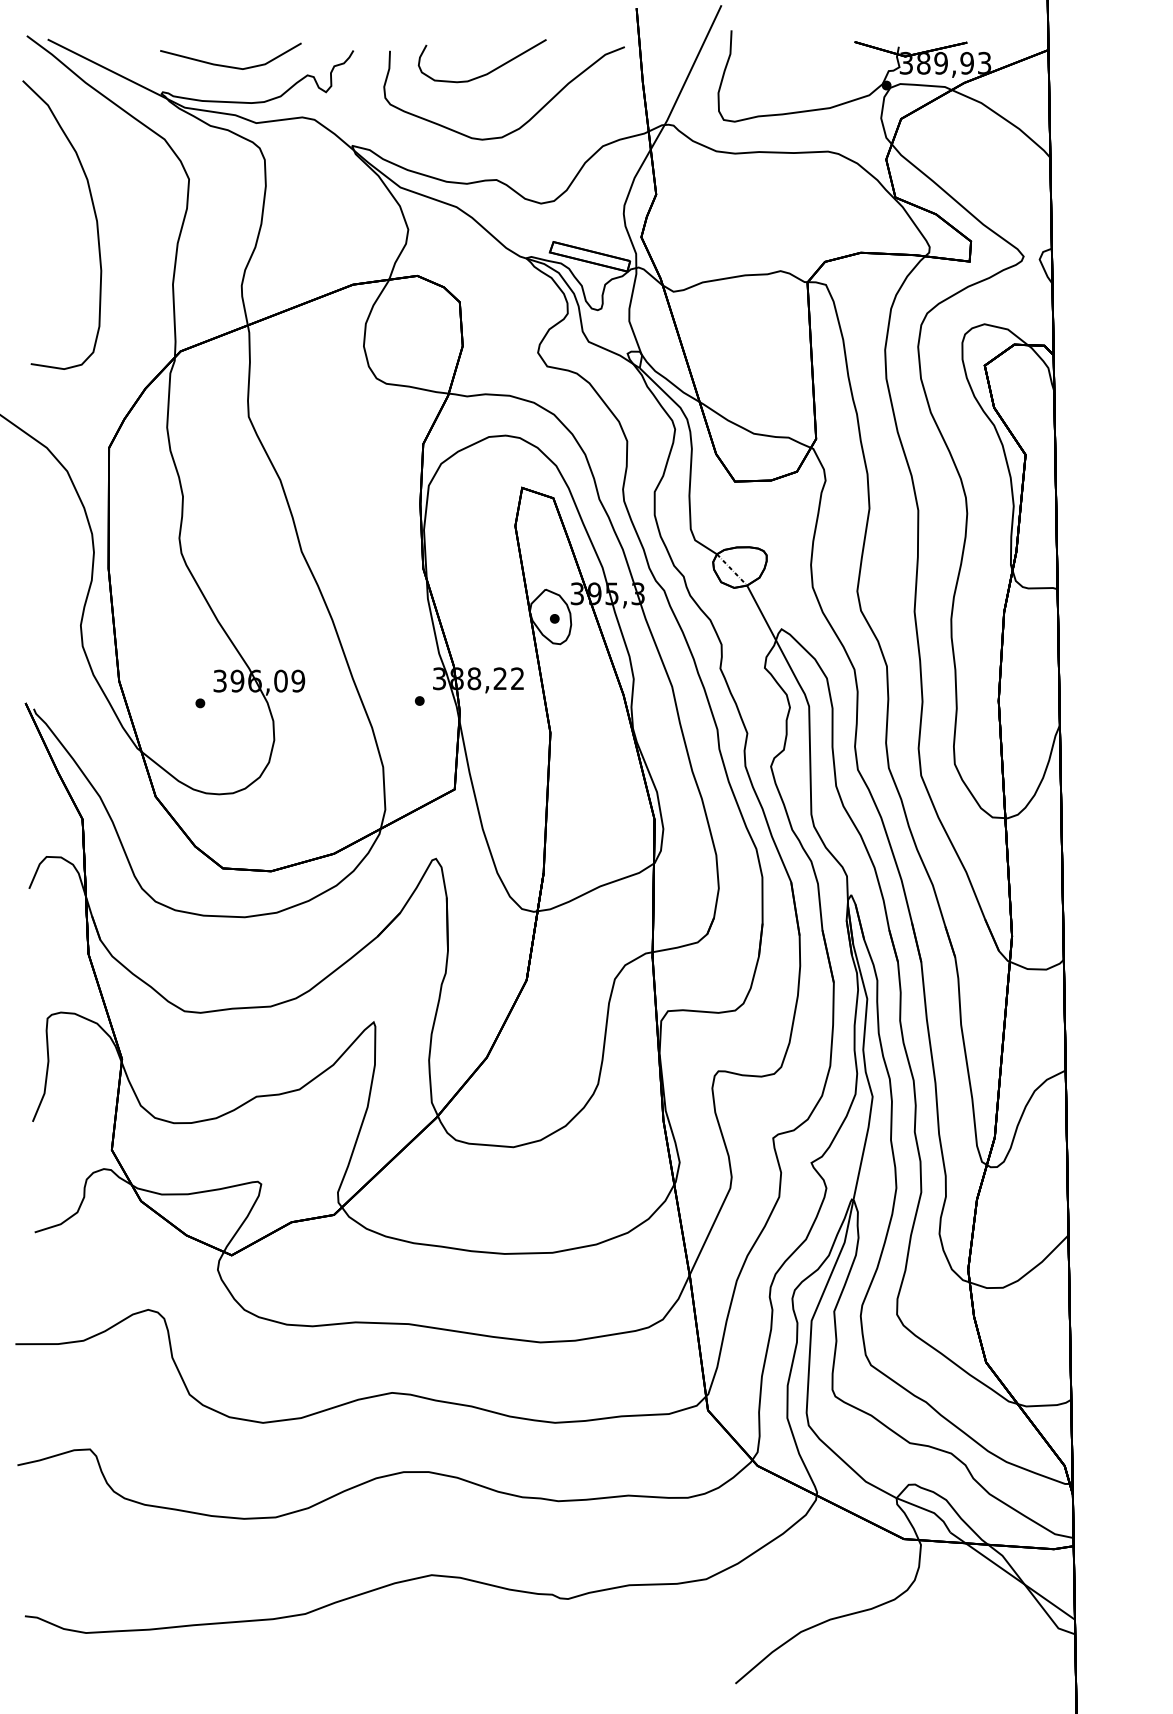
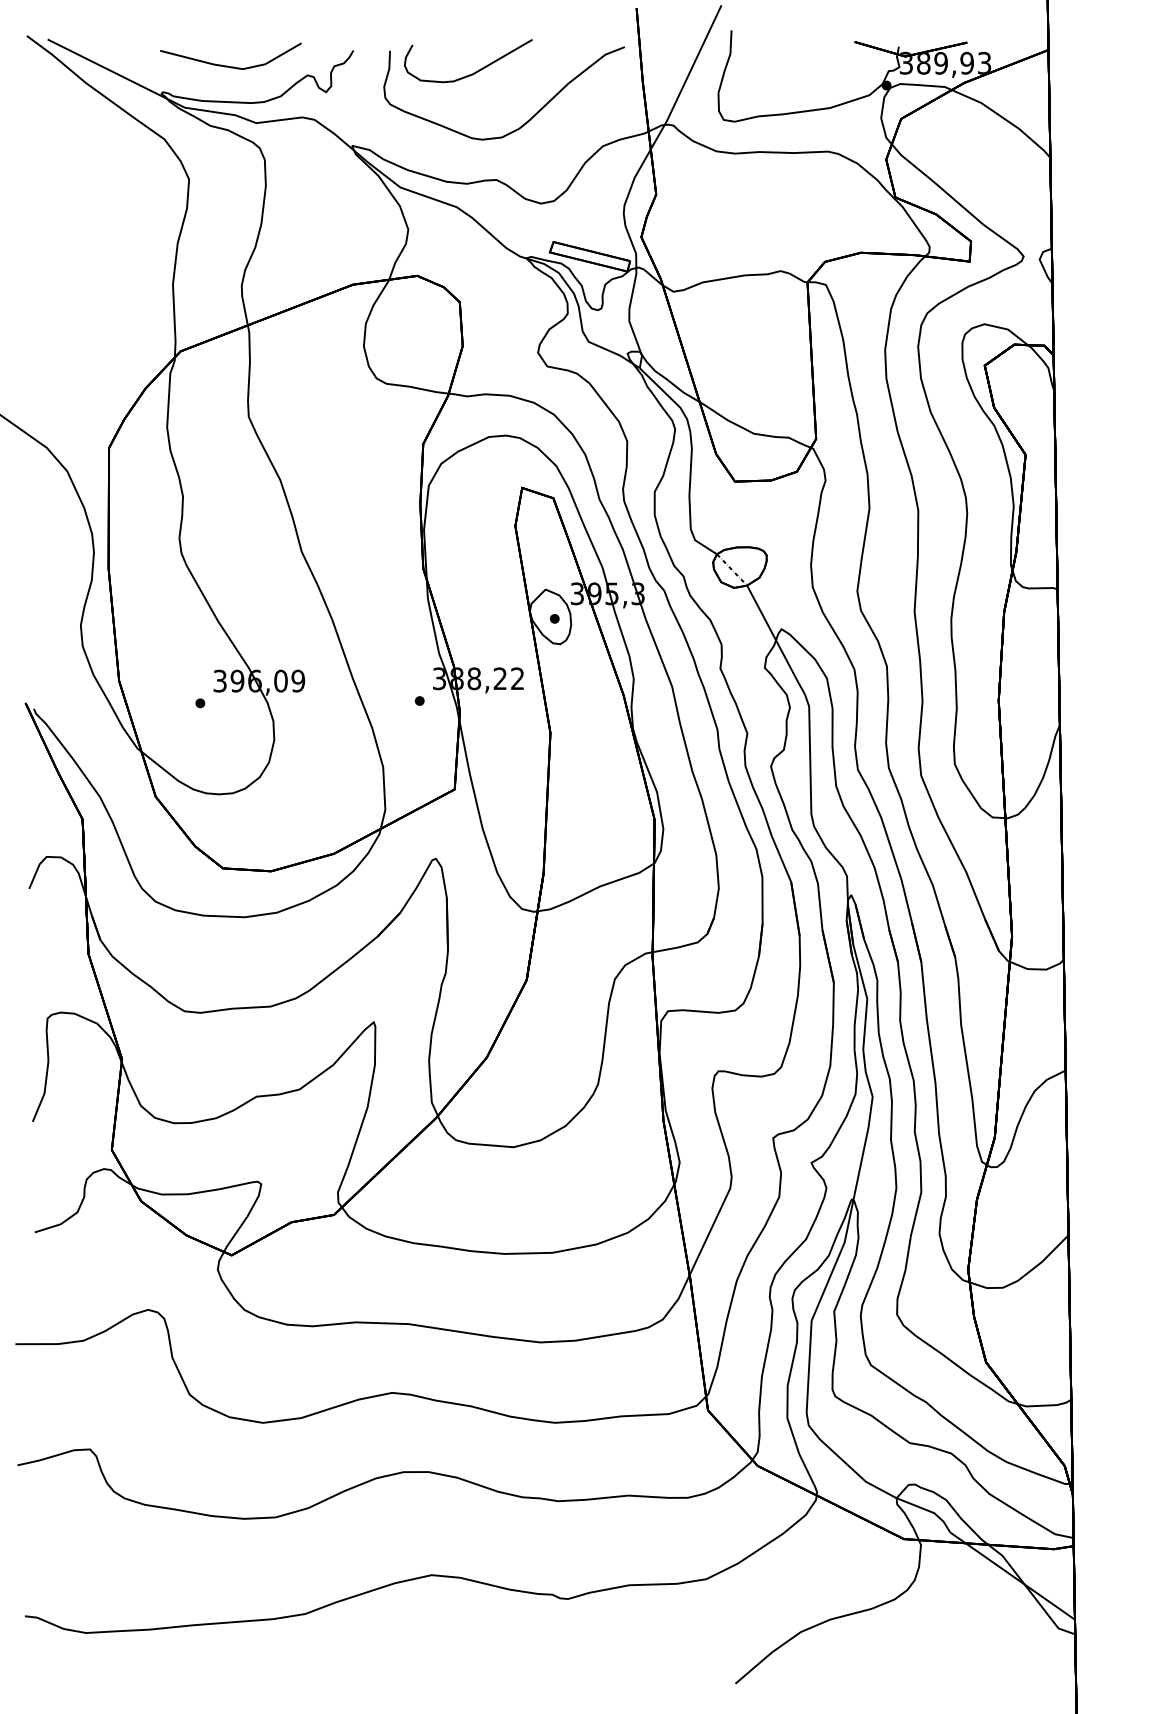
curve position: (487, 72) -> (473, 72) (473, 72)
curve: present -> none (94, 215)
